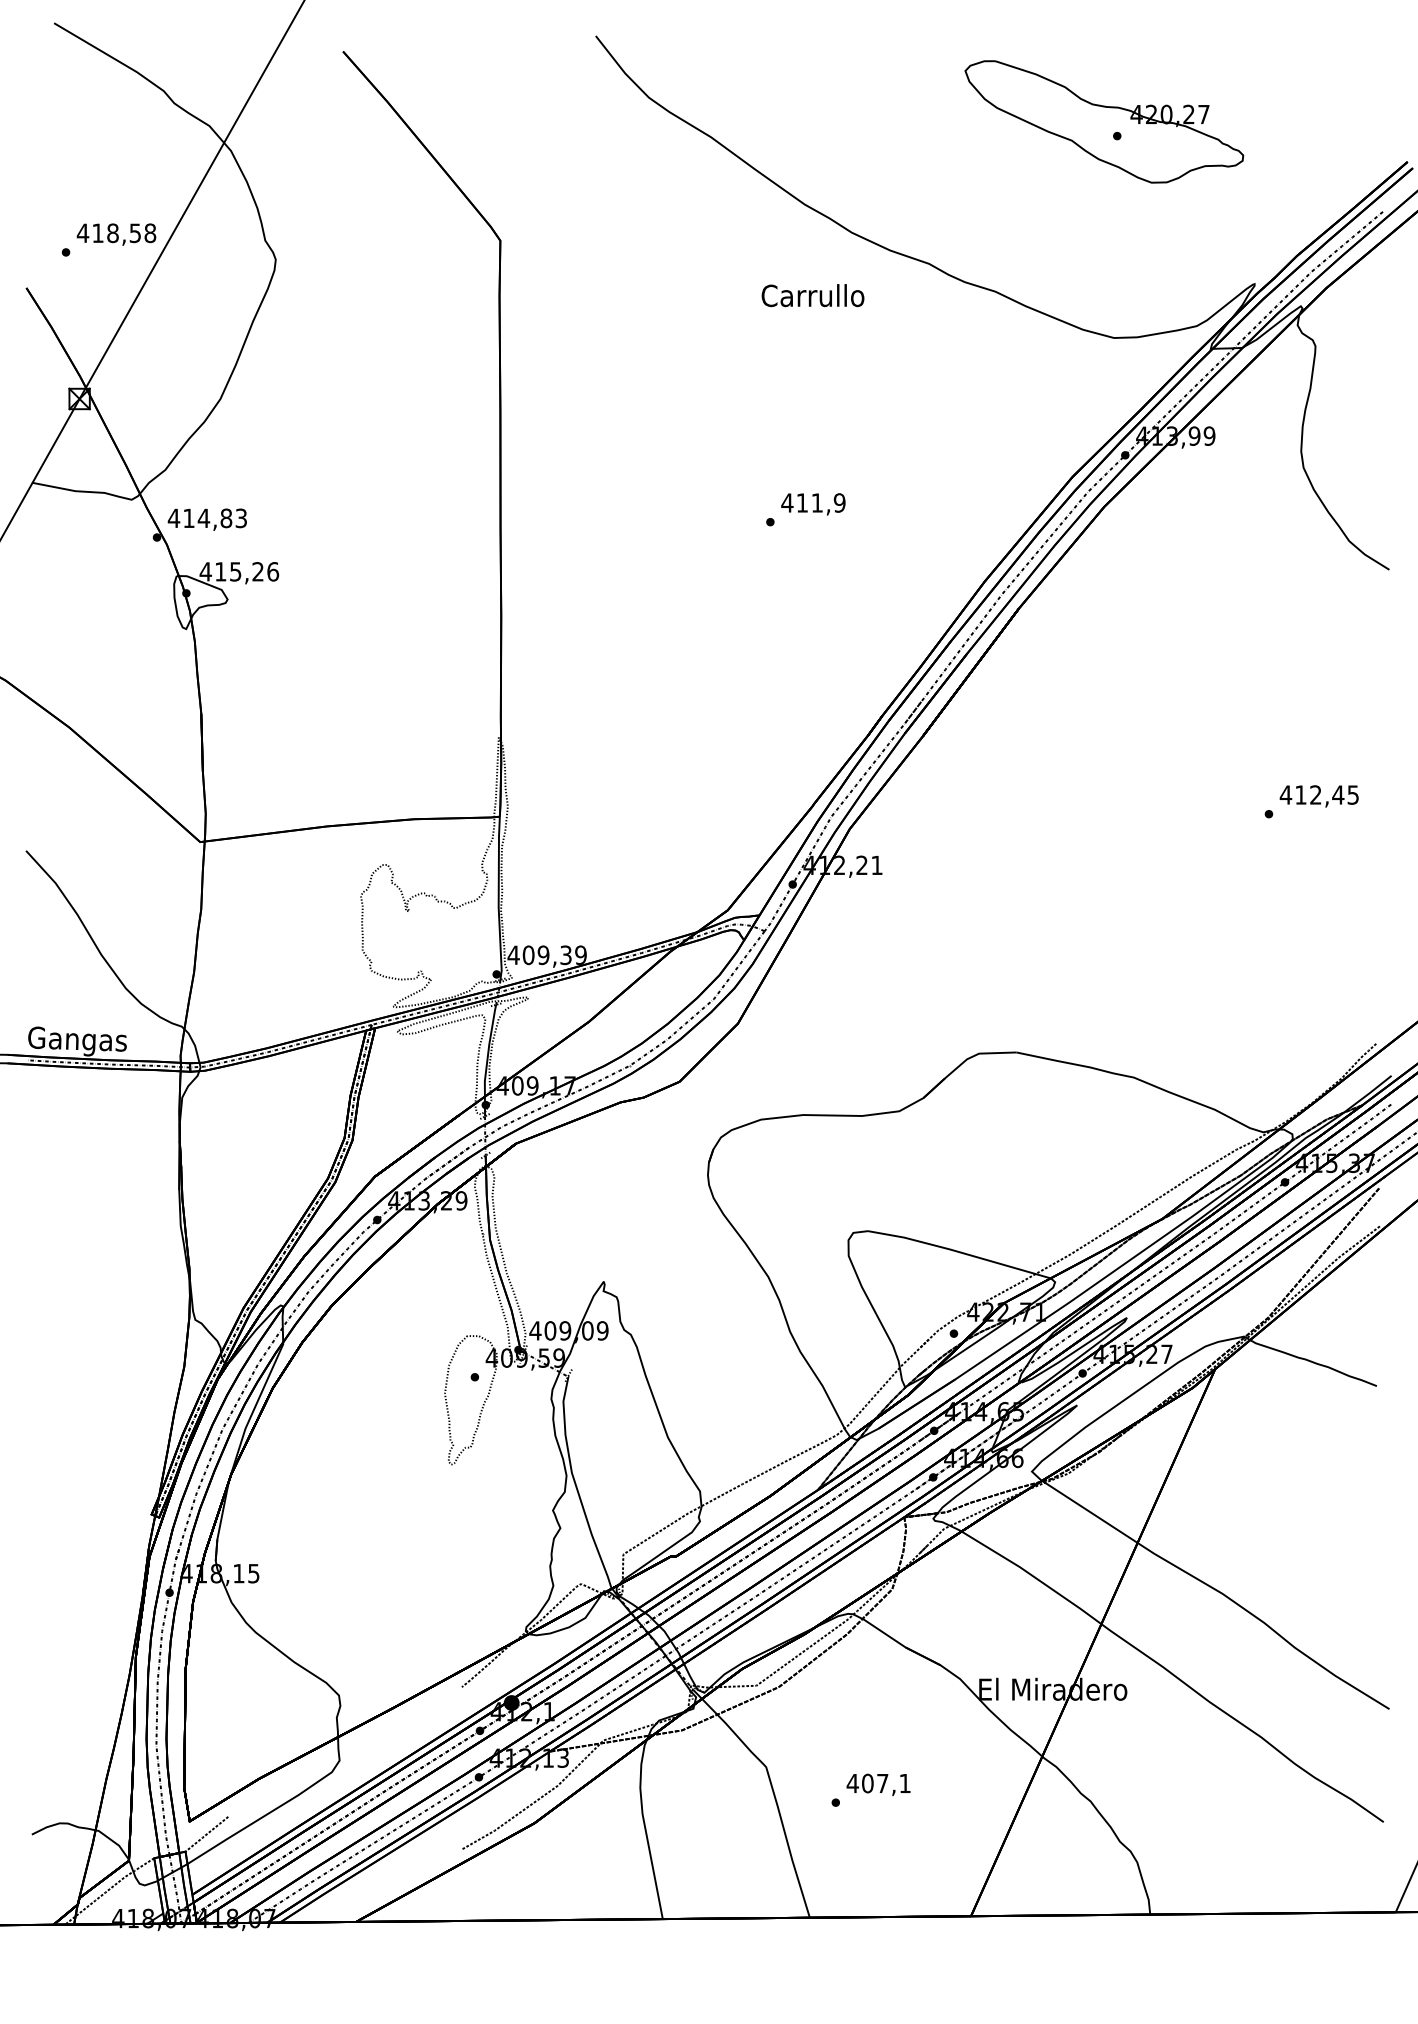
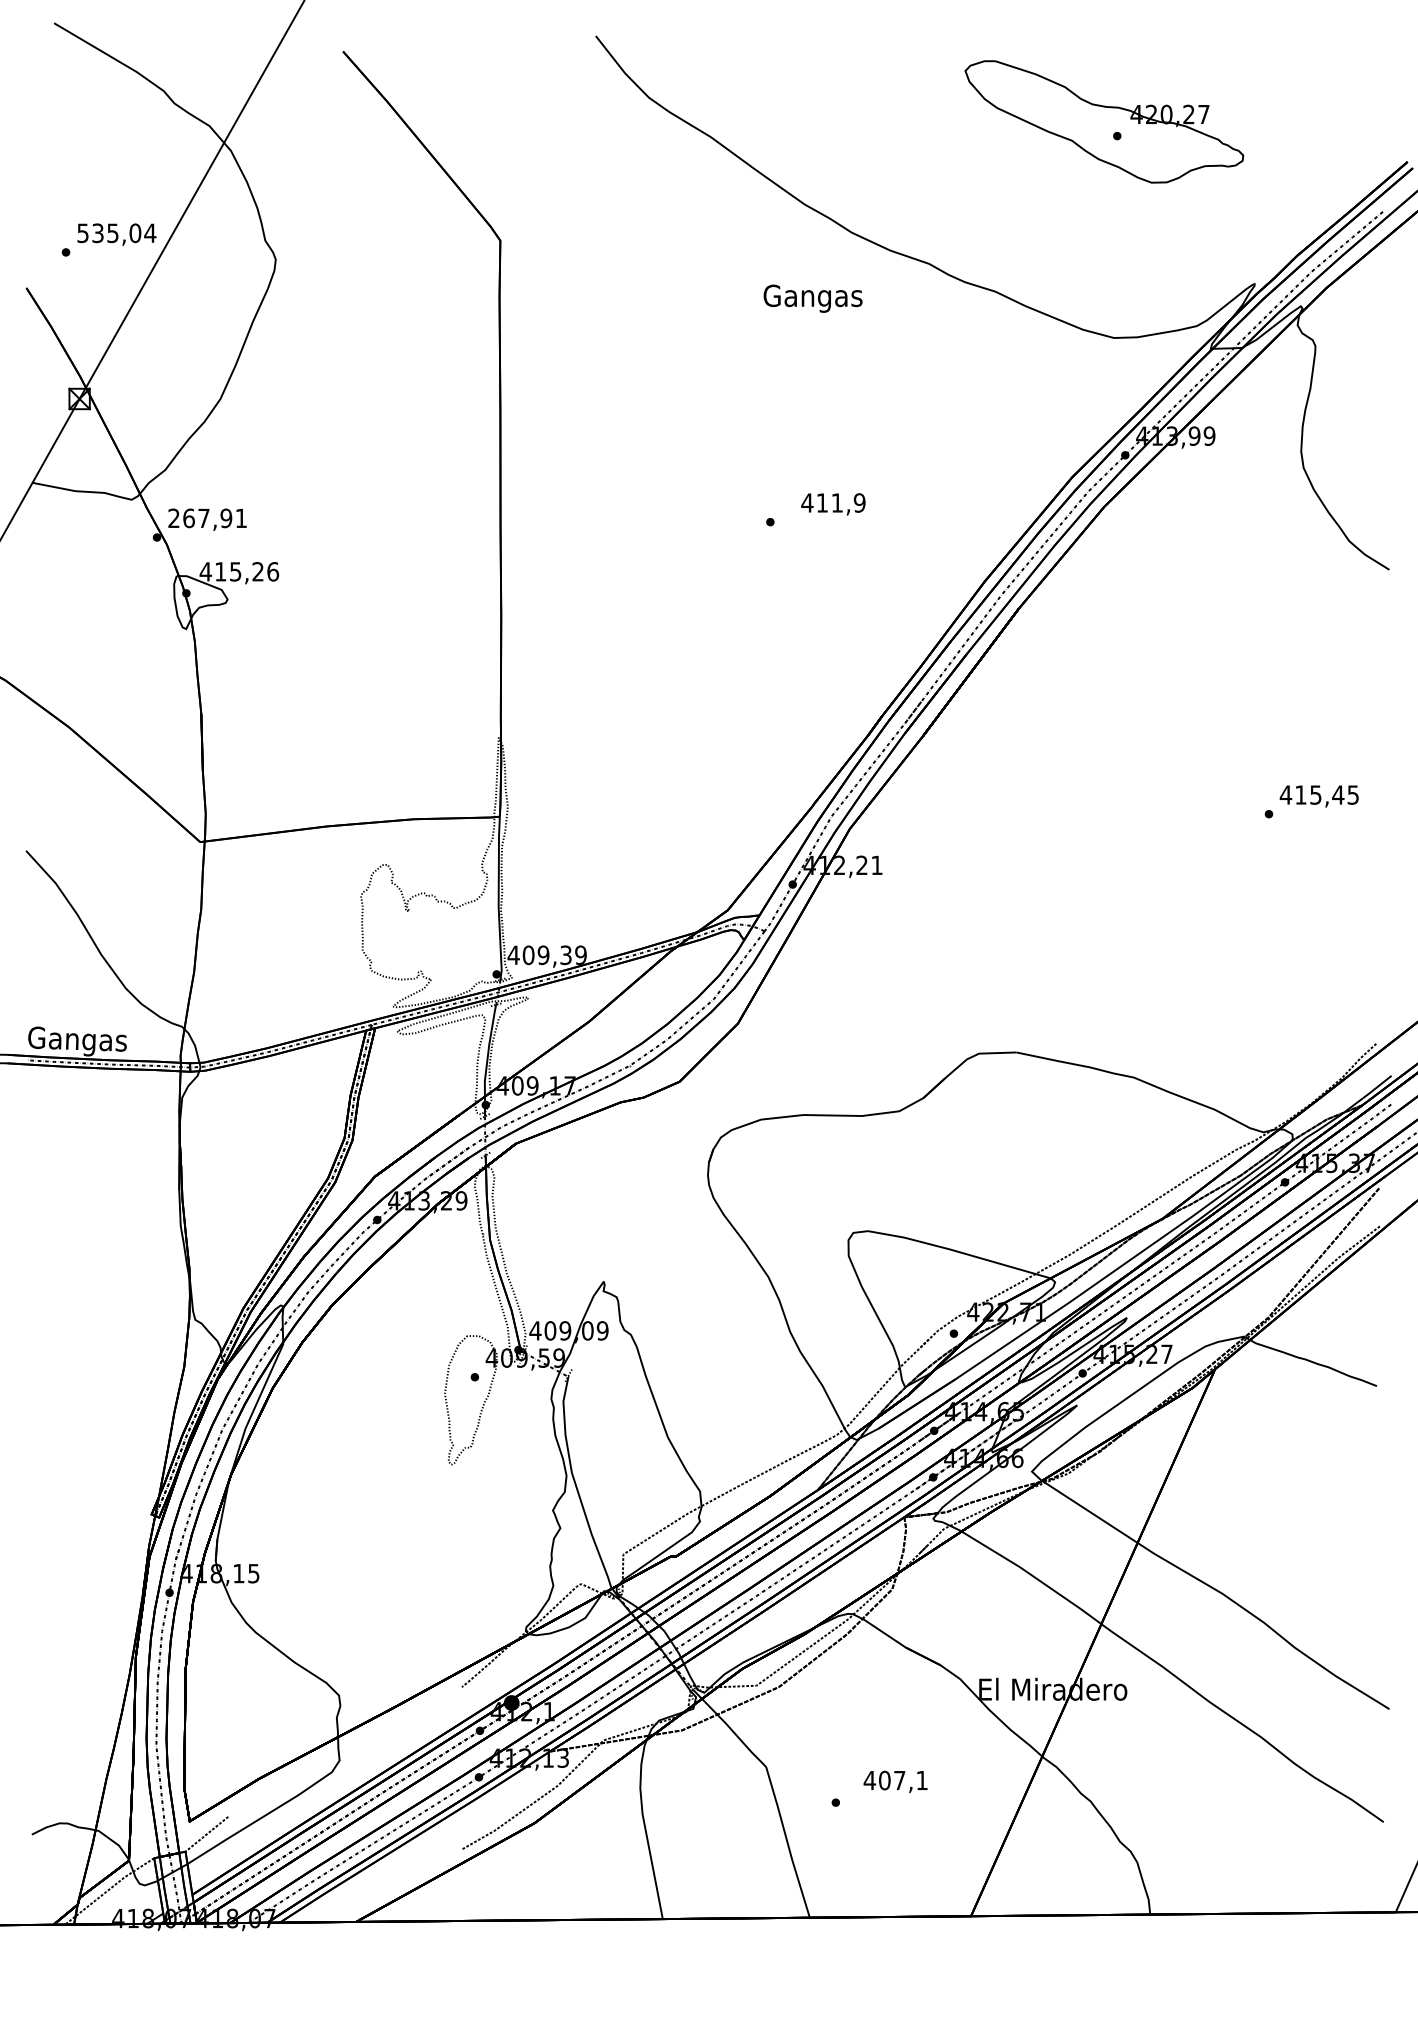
text: 418,58 -> 535,04 (116, 233)
text: Carrullo -> Gangas (812, 298)
text position: (813, 504) -> (833, 504) (833, 504)
text: 414,83 -> 267,91 (206, 518)
text: 412,45 -> 415,45 (1315, 794)
text position: (878, 1784) -> (895, 1781) (895, 1781)
